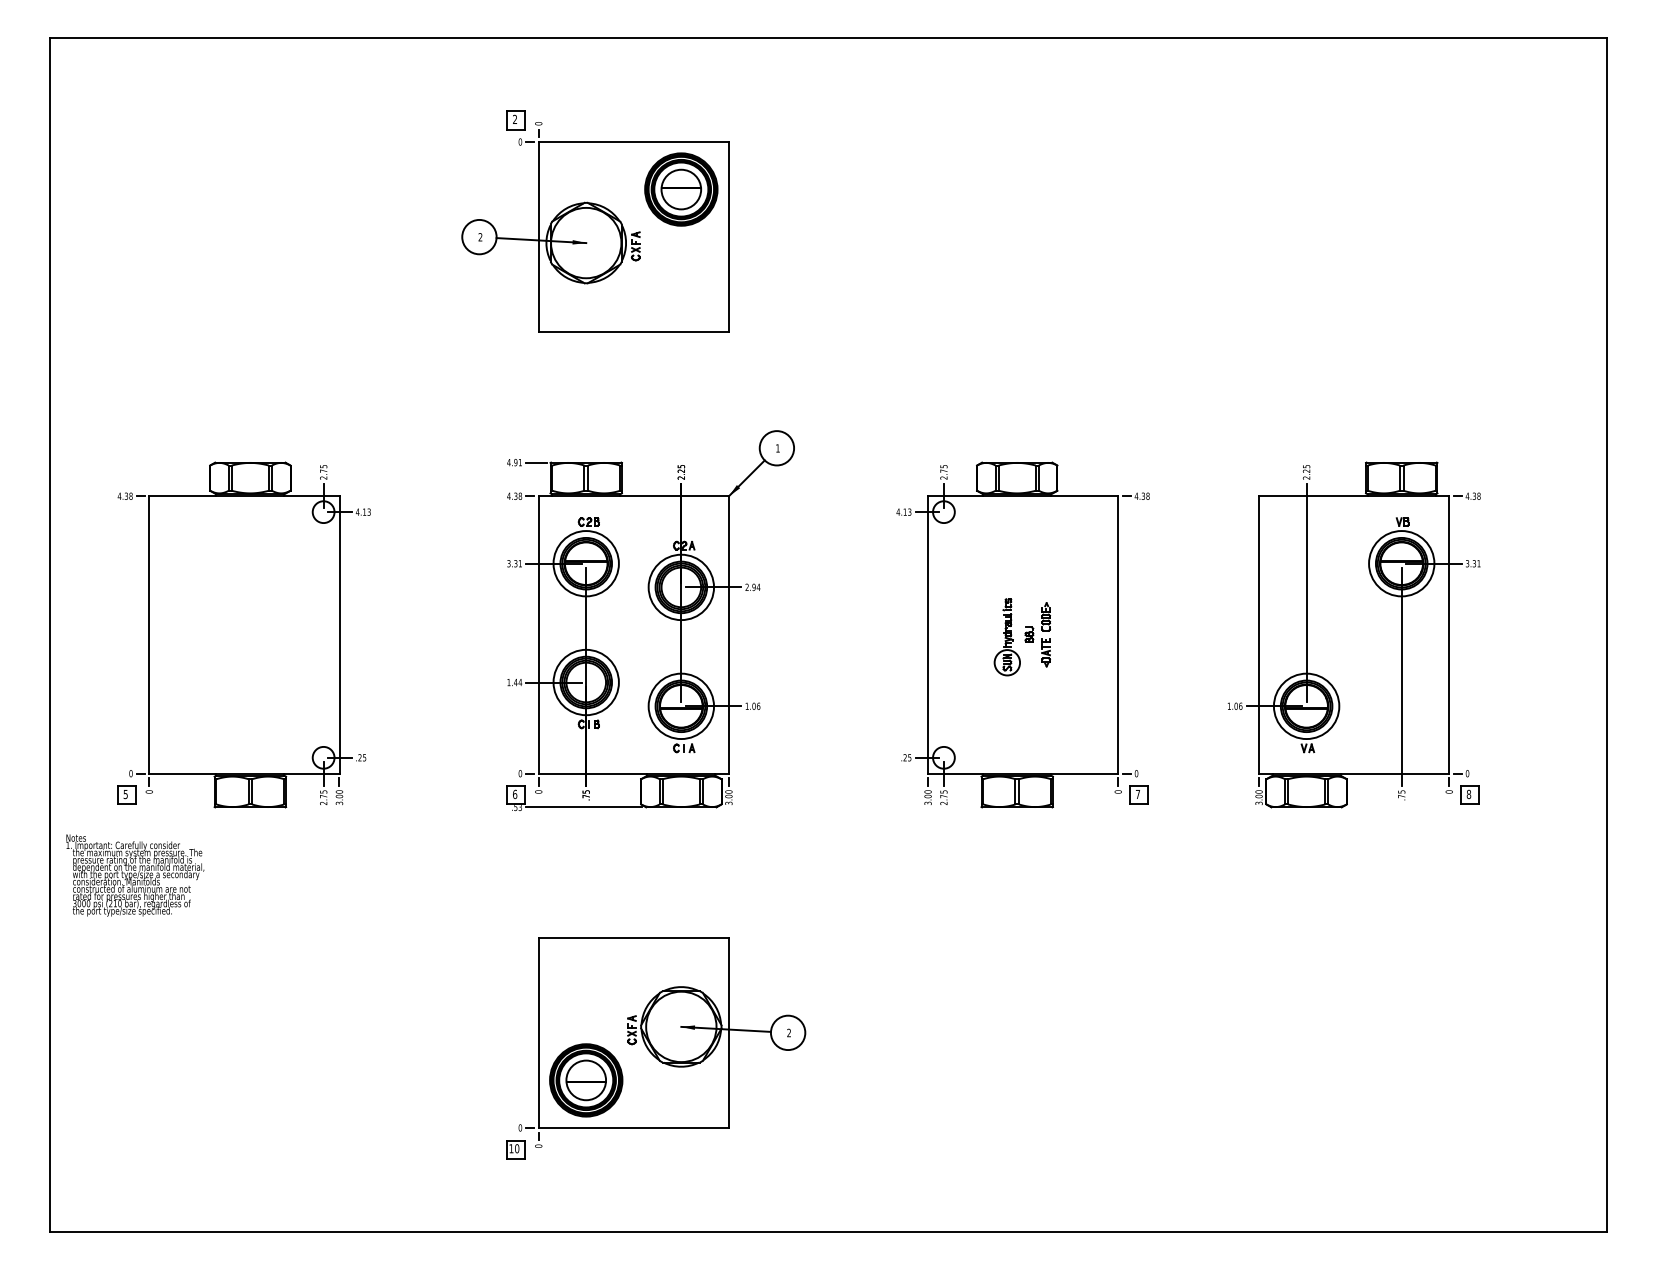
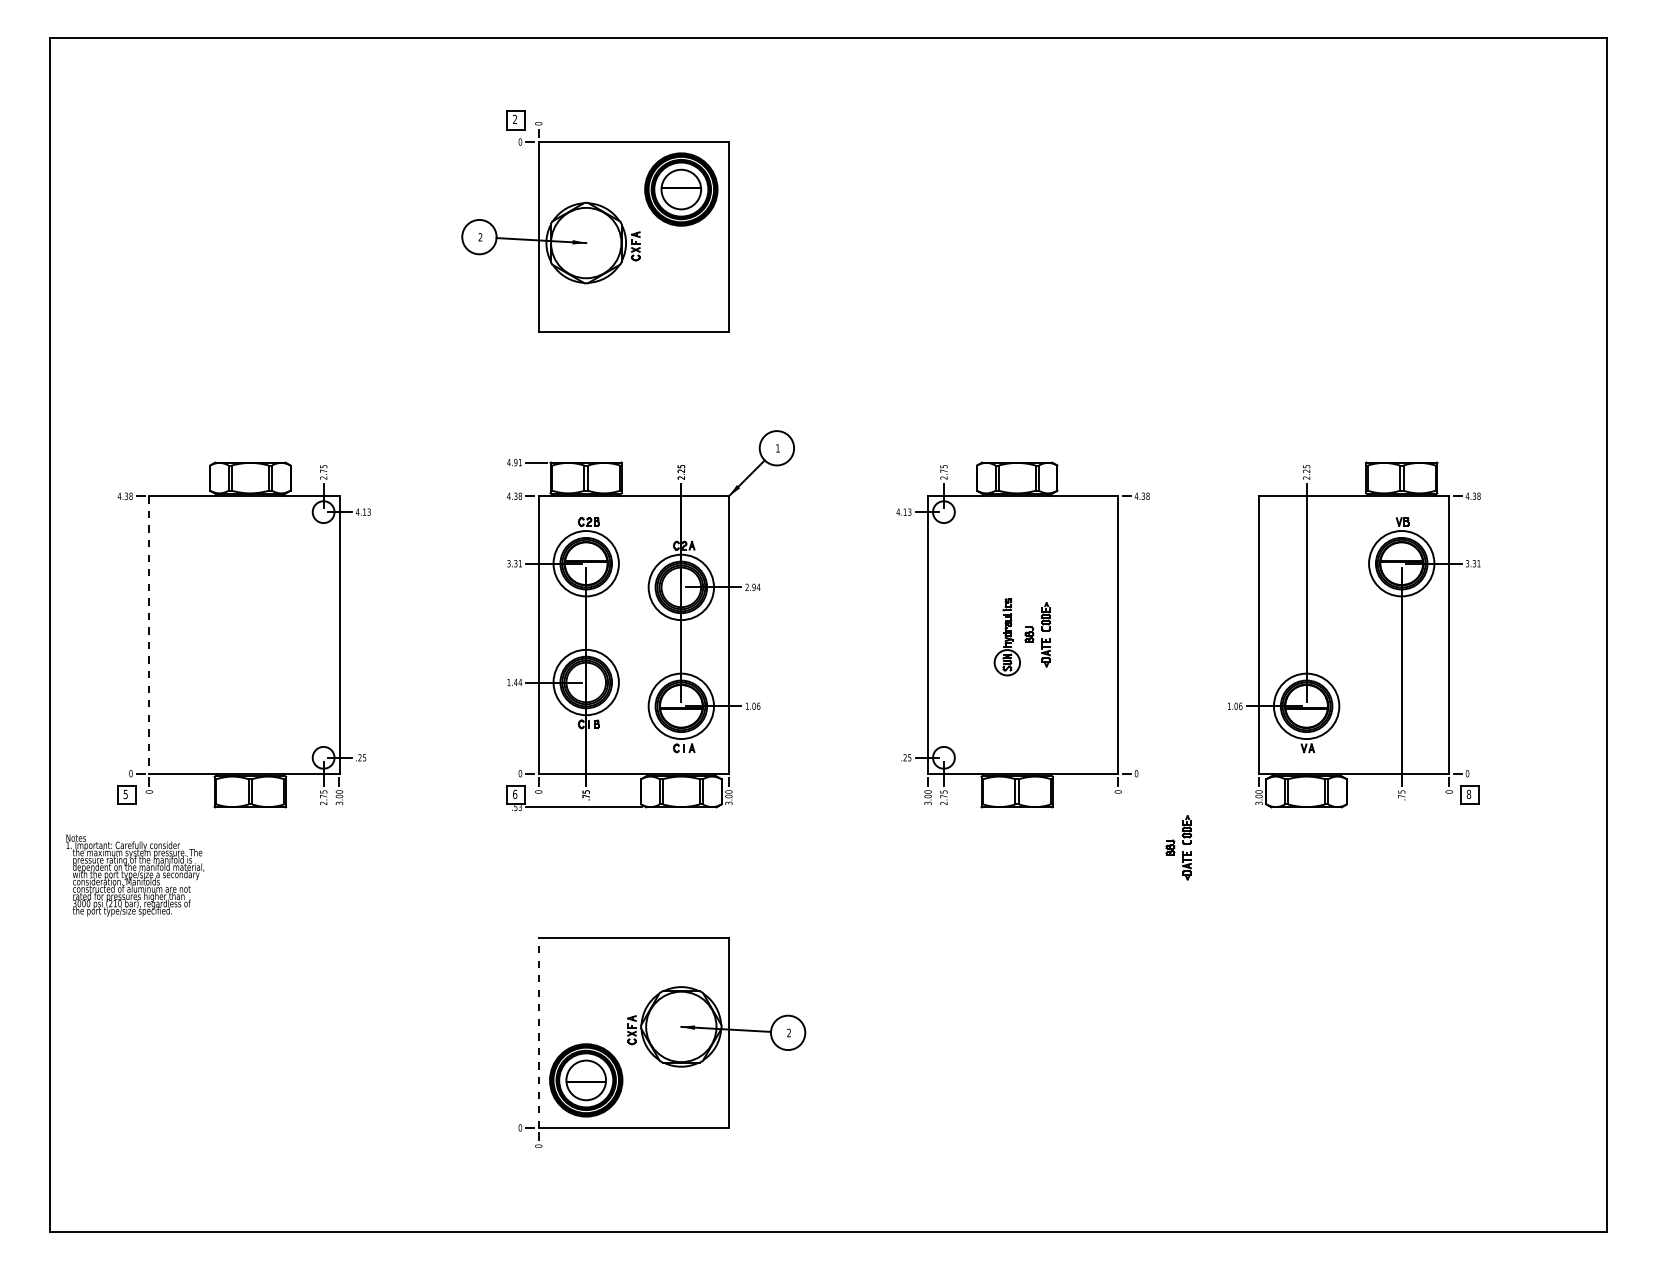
line: solid -> dashed (149, 635)
part: present -> none (1138, 794)
part: none -> present (1178, 847)
line: solid -> dashed (538, 1032)
part: present -> none (515, 1149)
